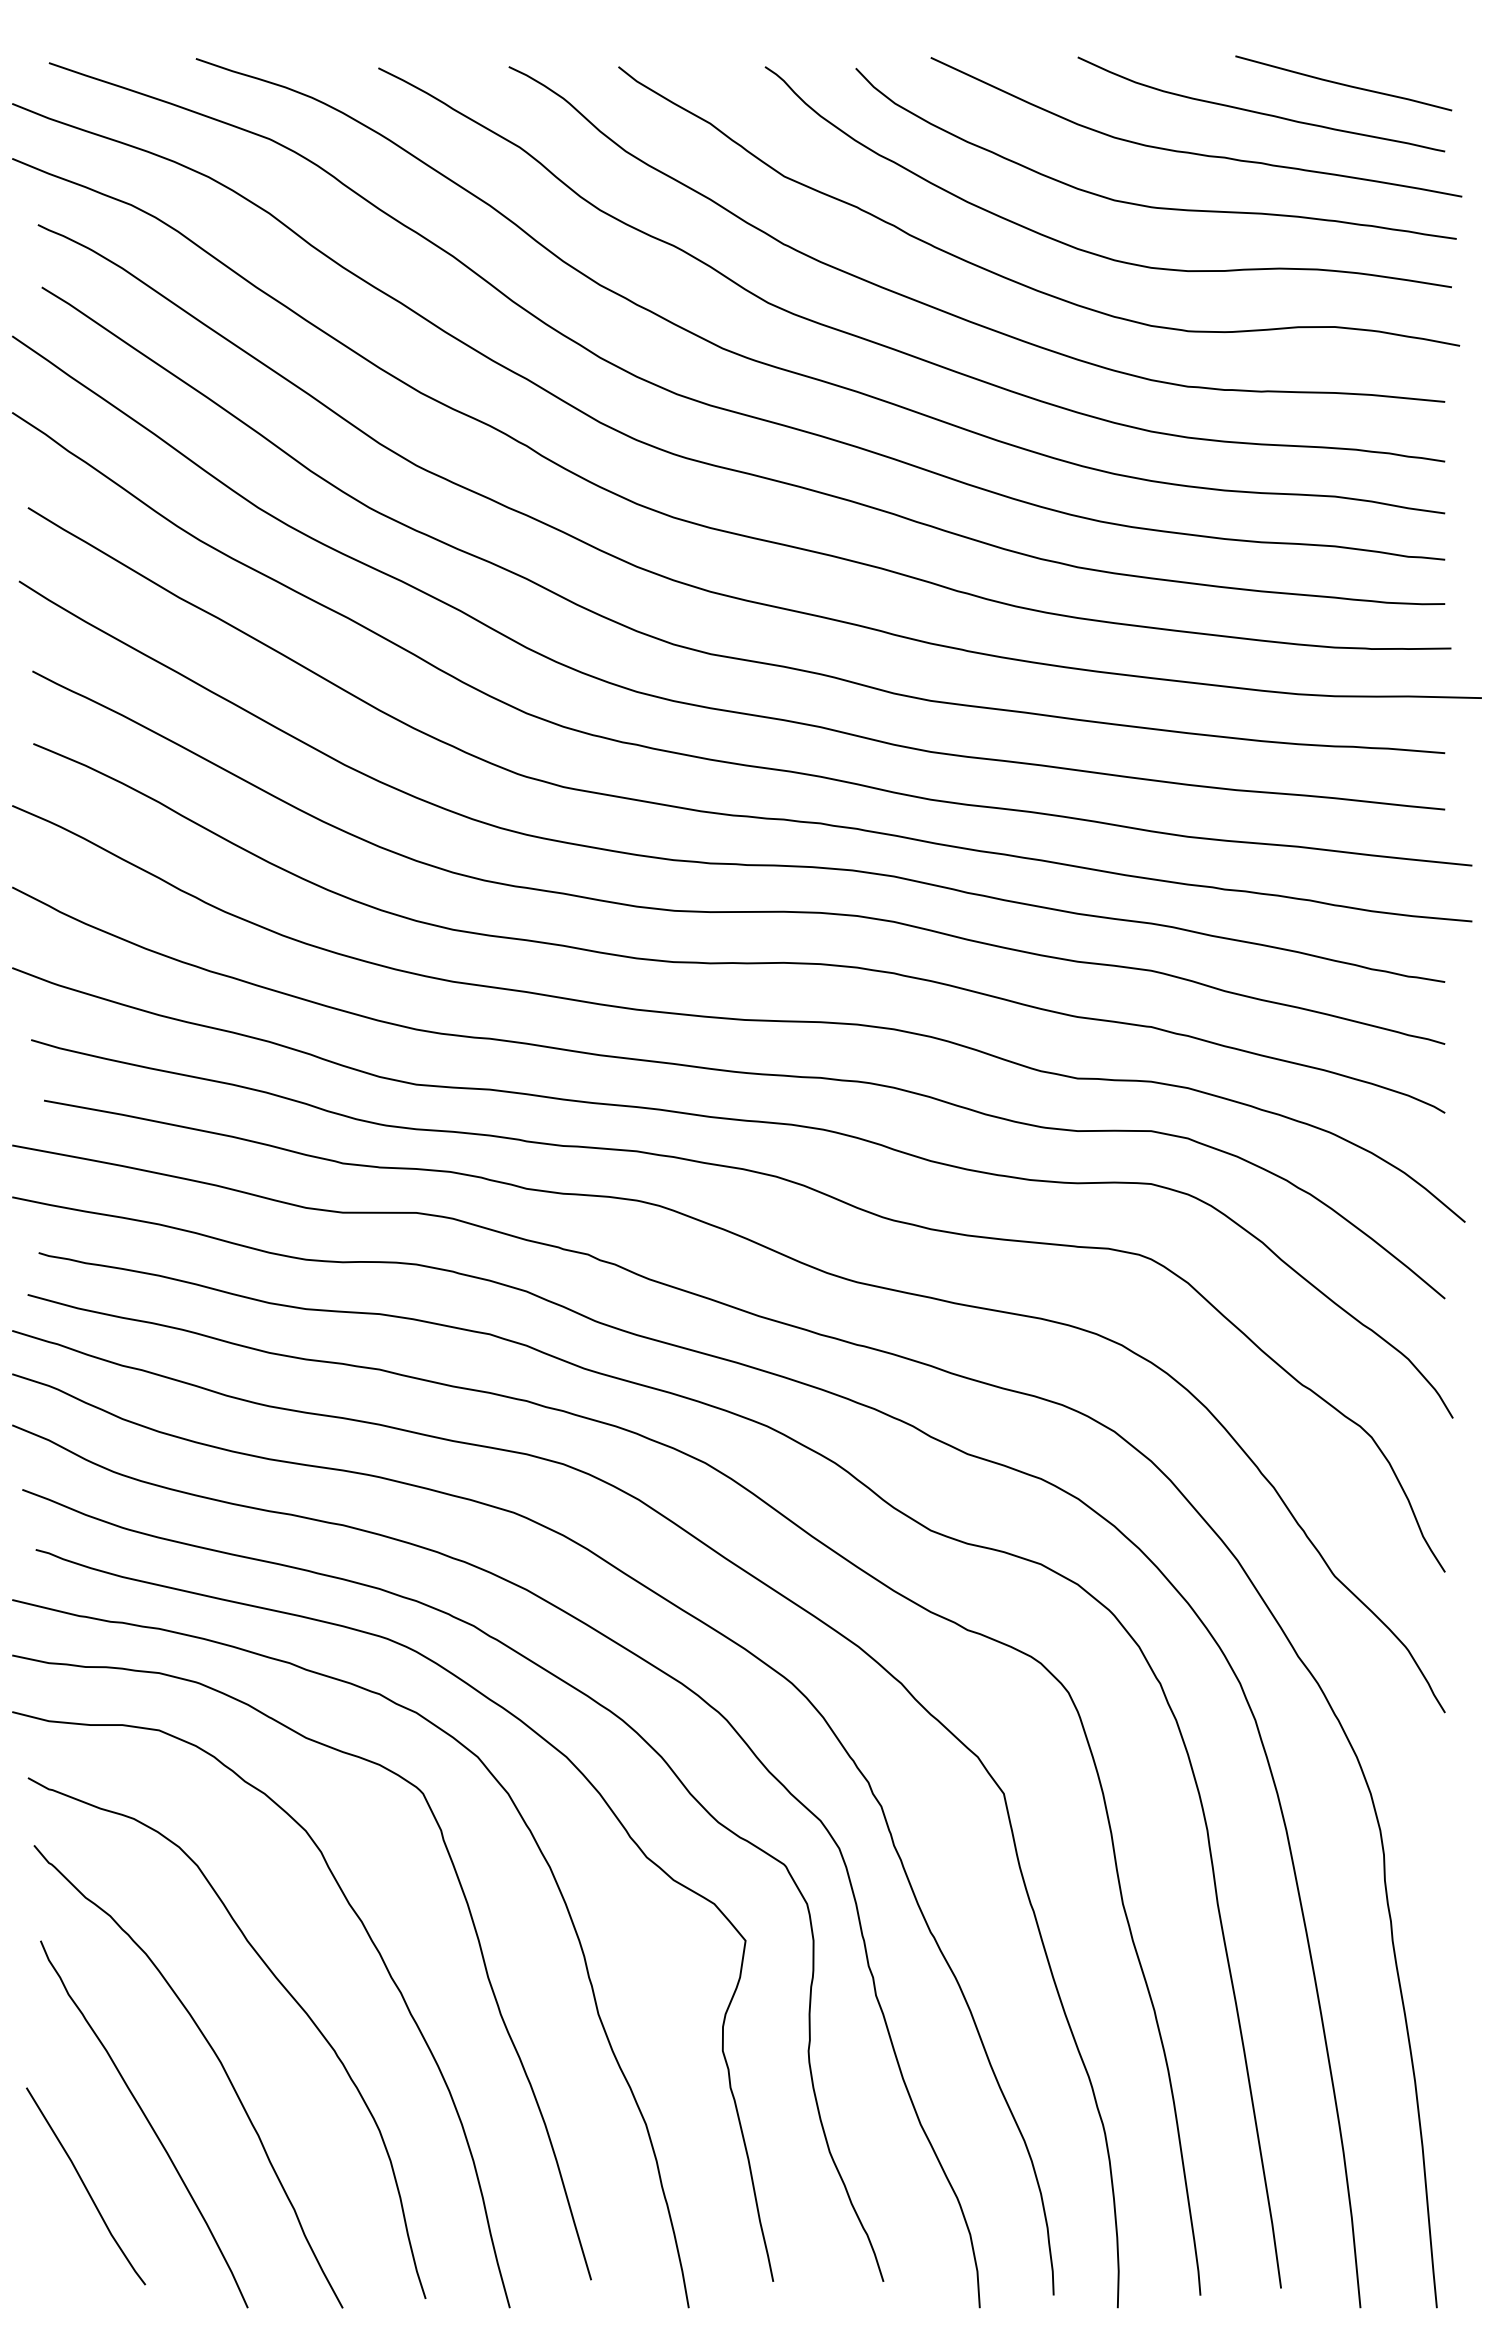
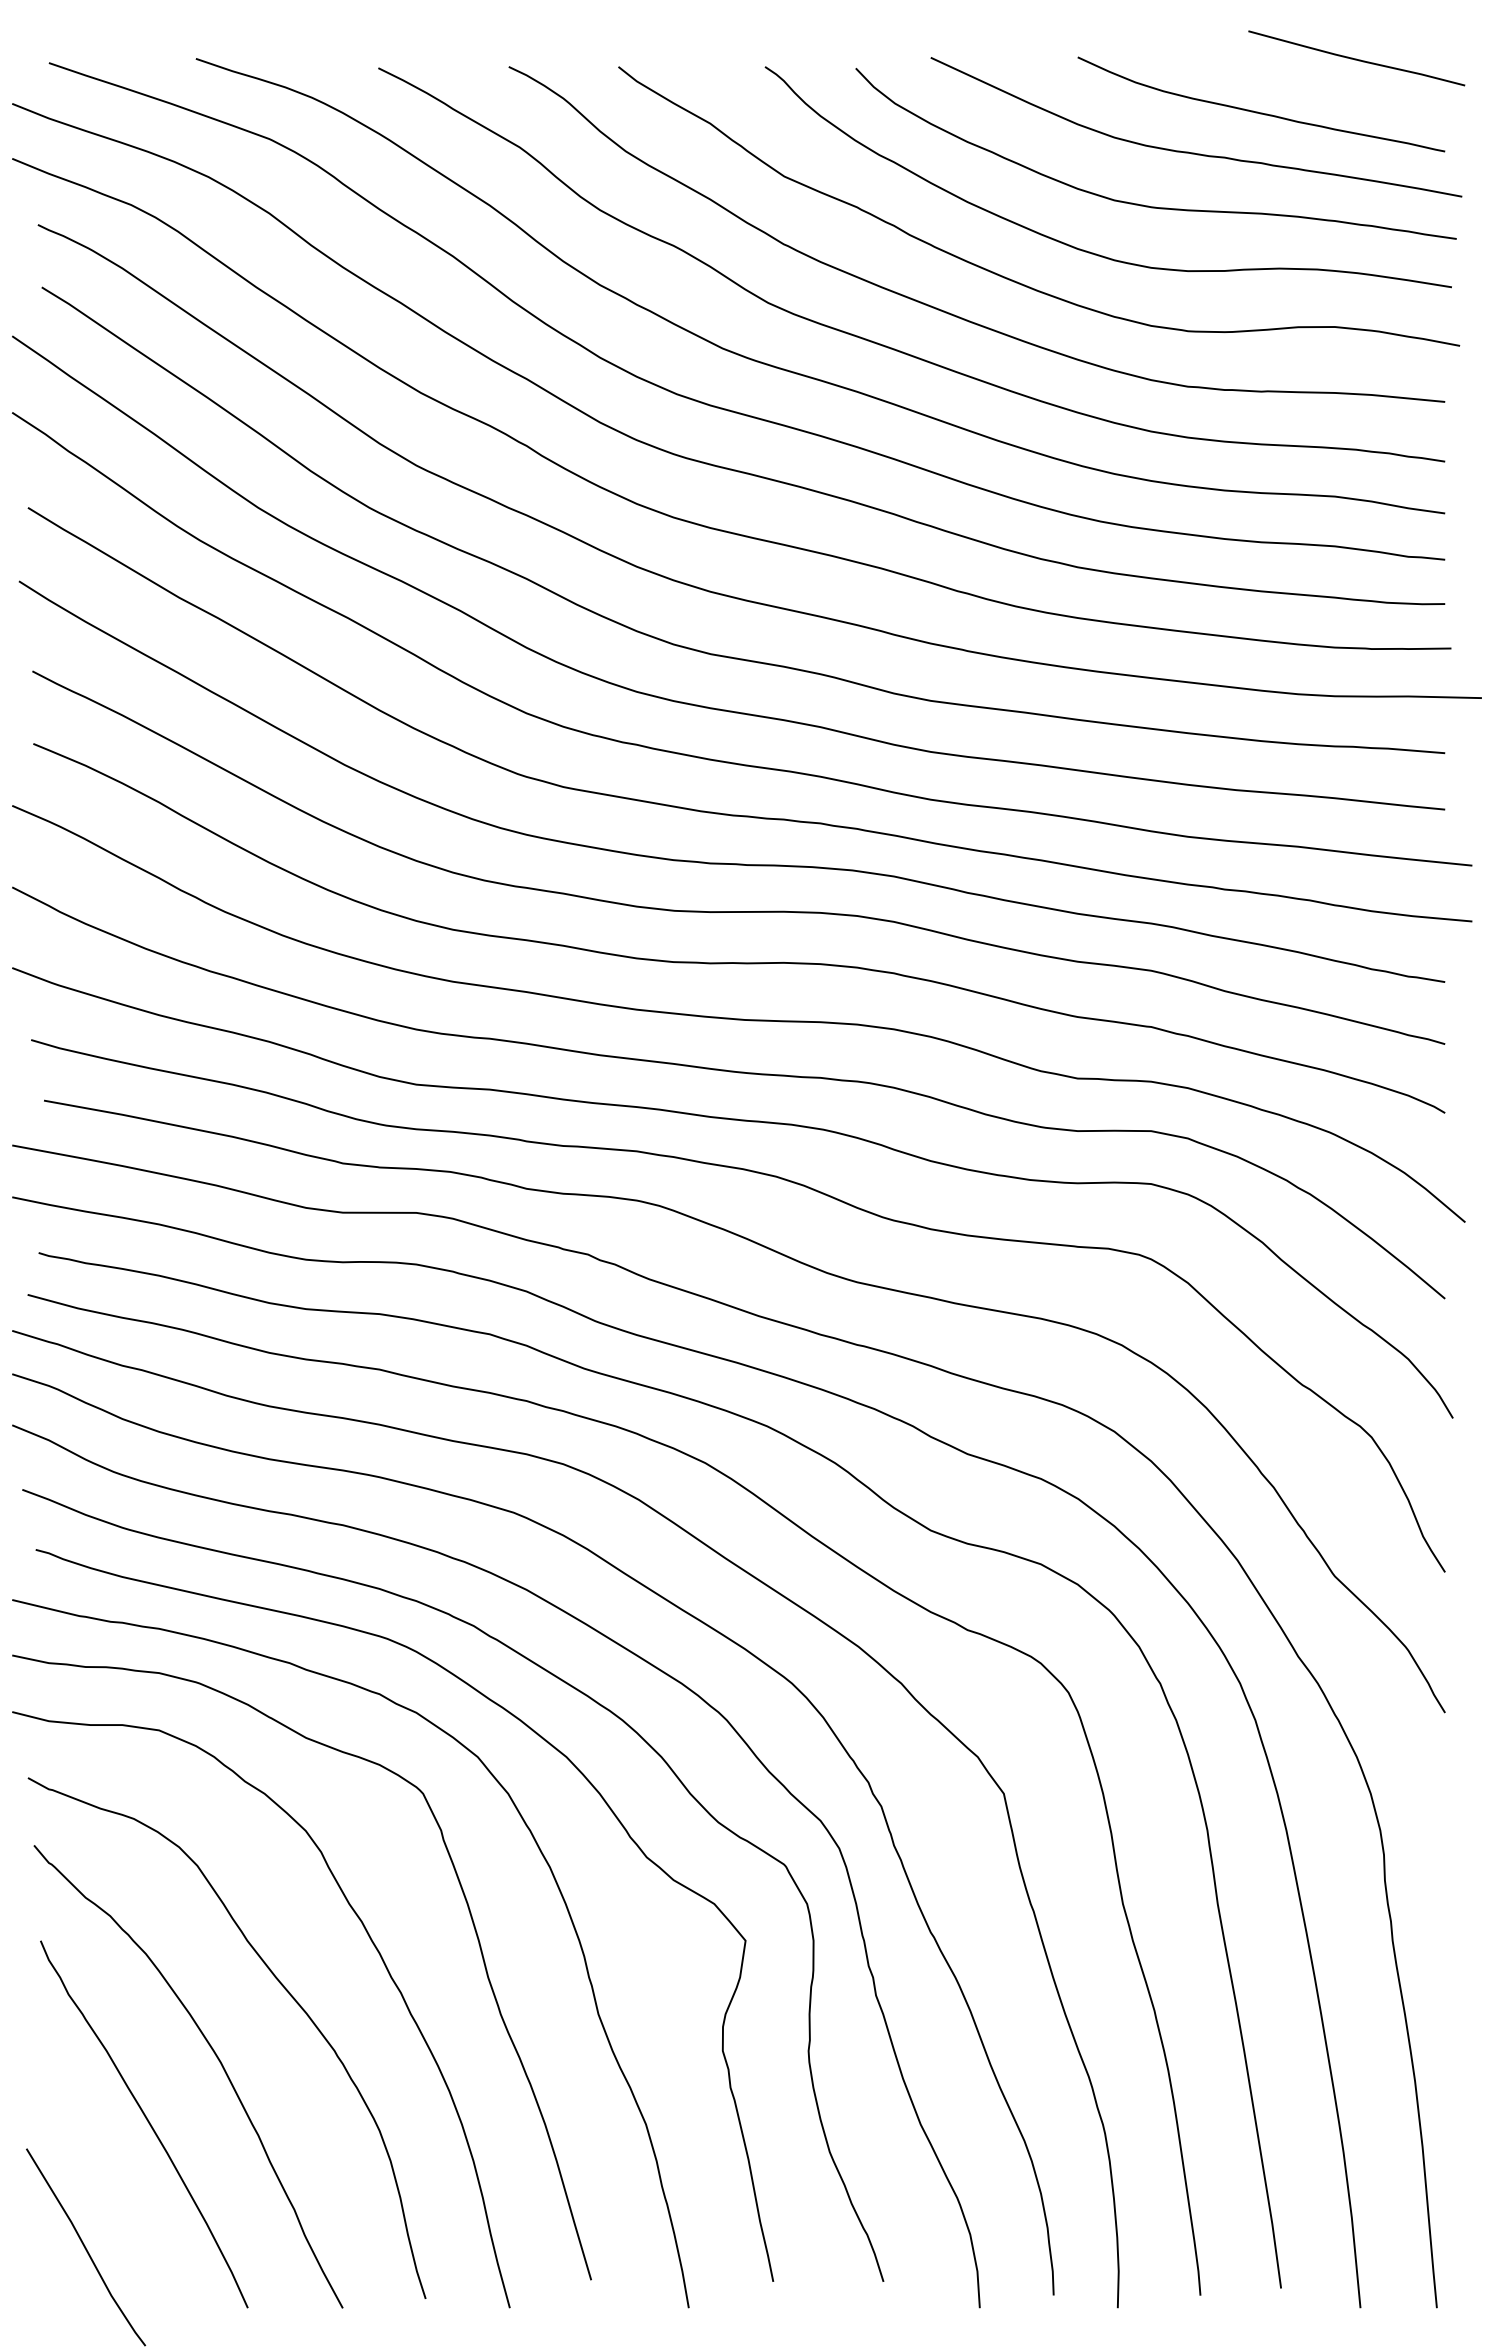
curve position: (1343, 83) -> (1356, 58) (1356, 58)
line position: (86, 2186) -> (86, 2247) (86, 2247)
